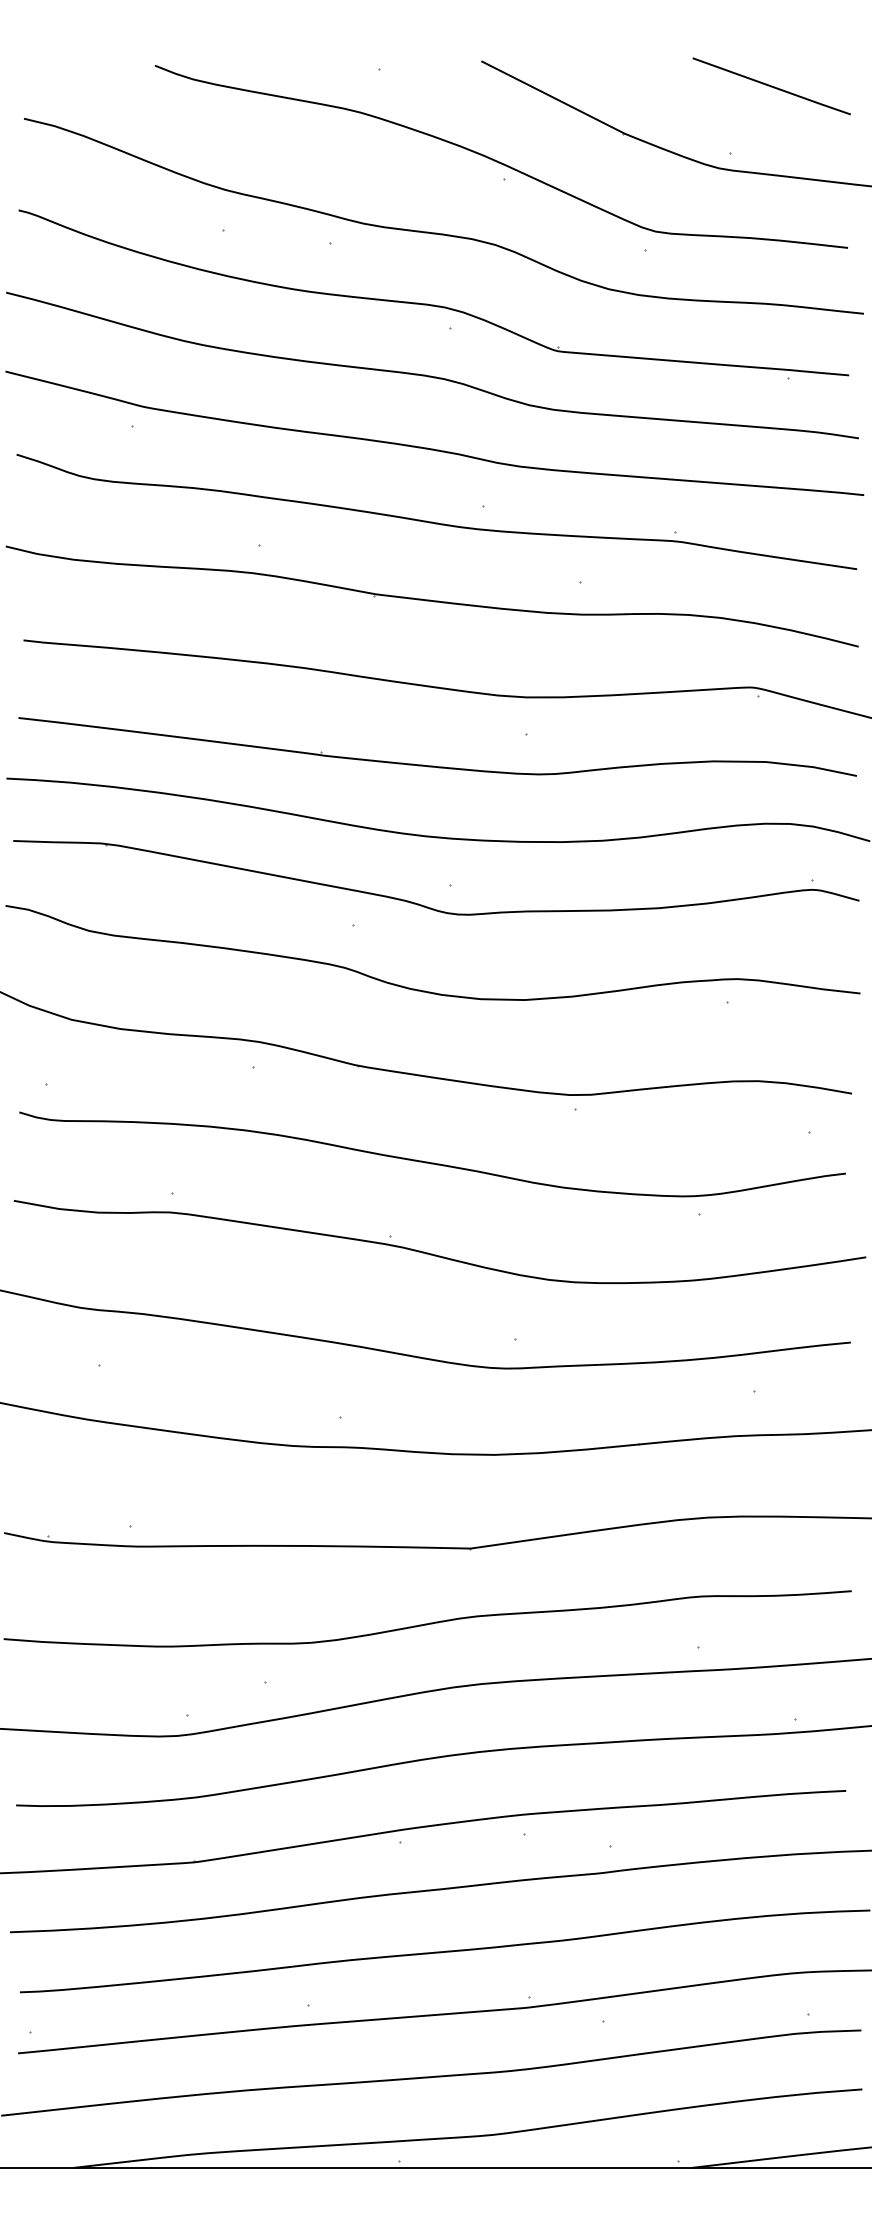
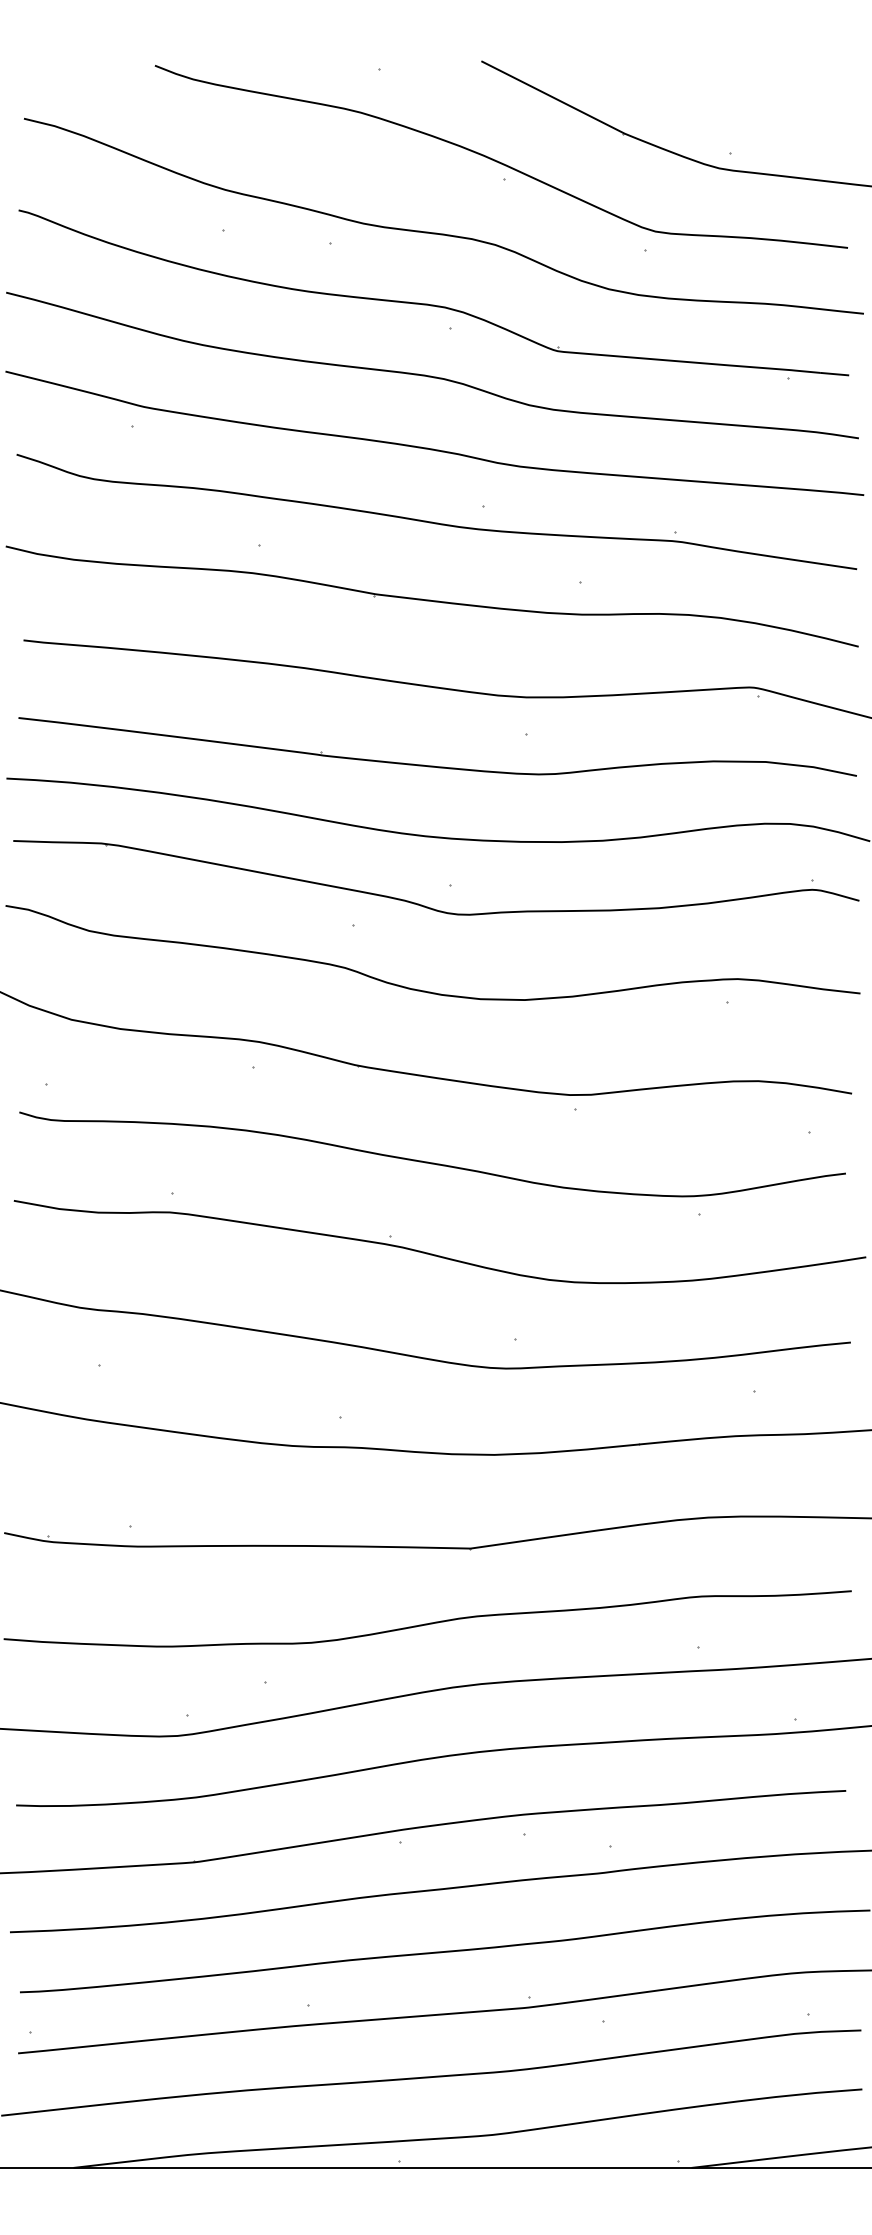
line: present -> none (771, 86)
